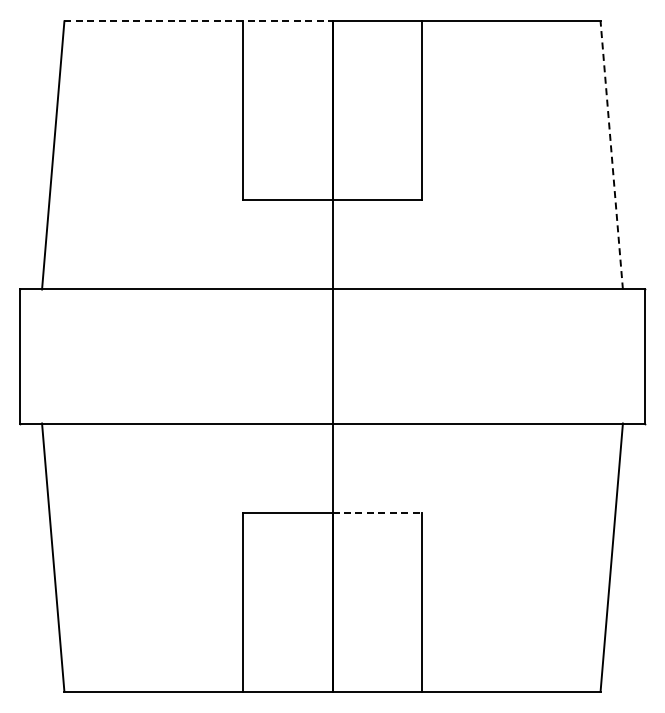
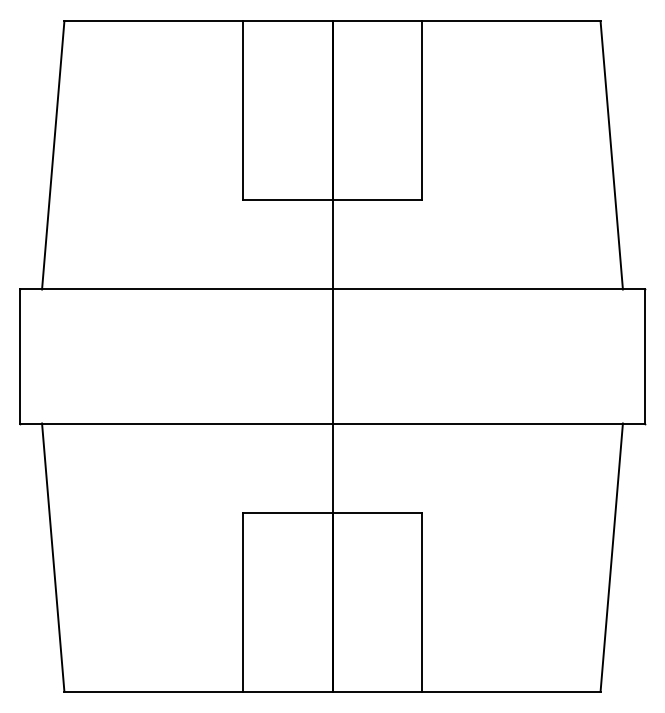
line: dashed -> solid (198, 21)
line: dashed -> solid (611, 155)
line: dashed -> solid (377, 512)
